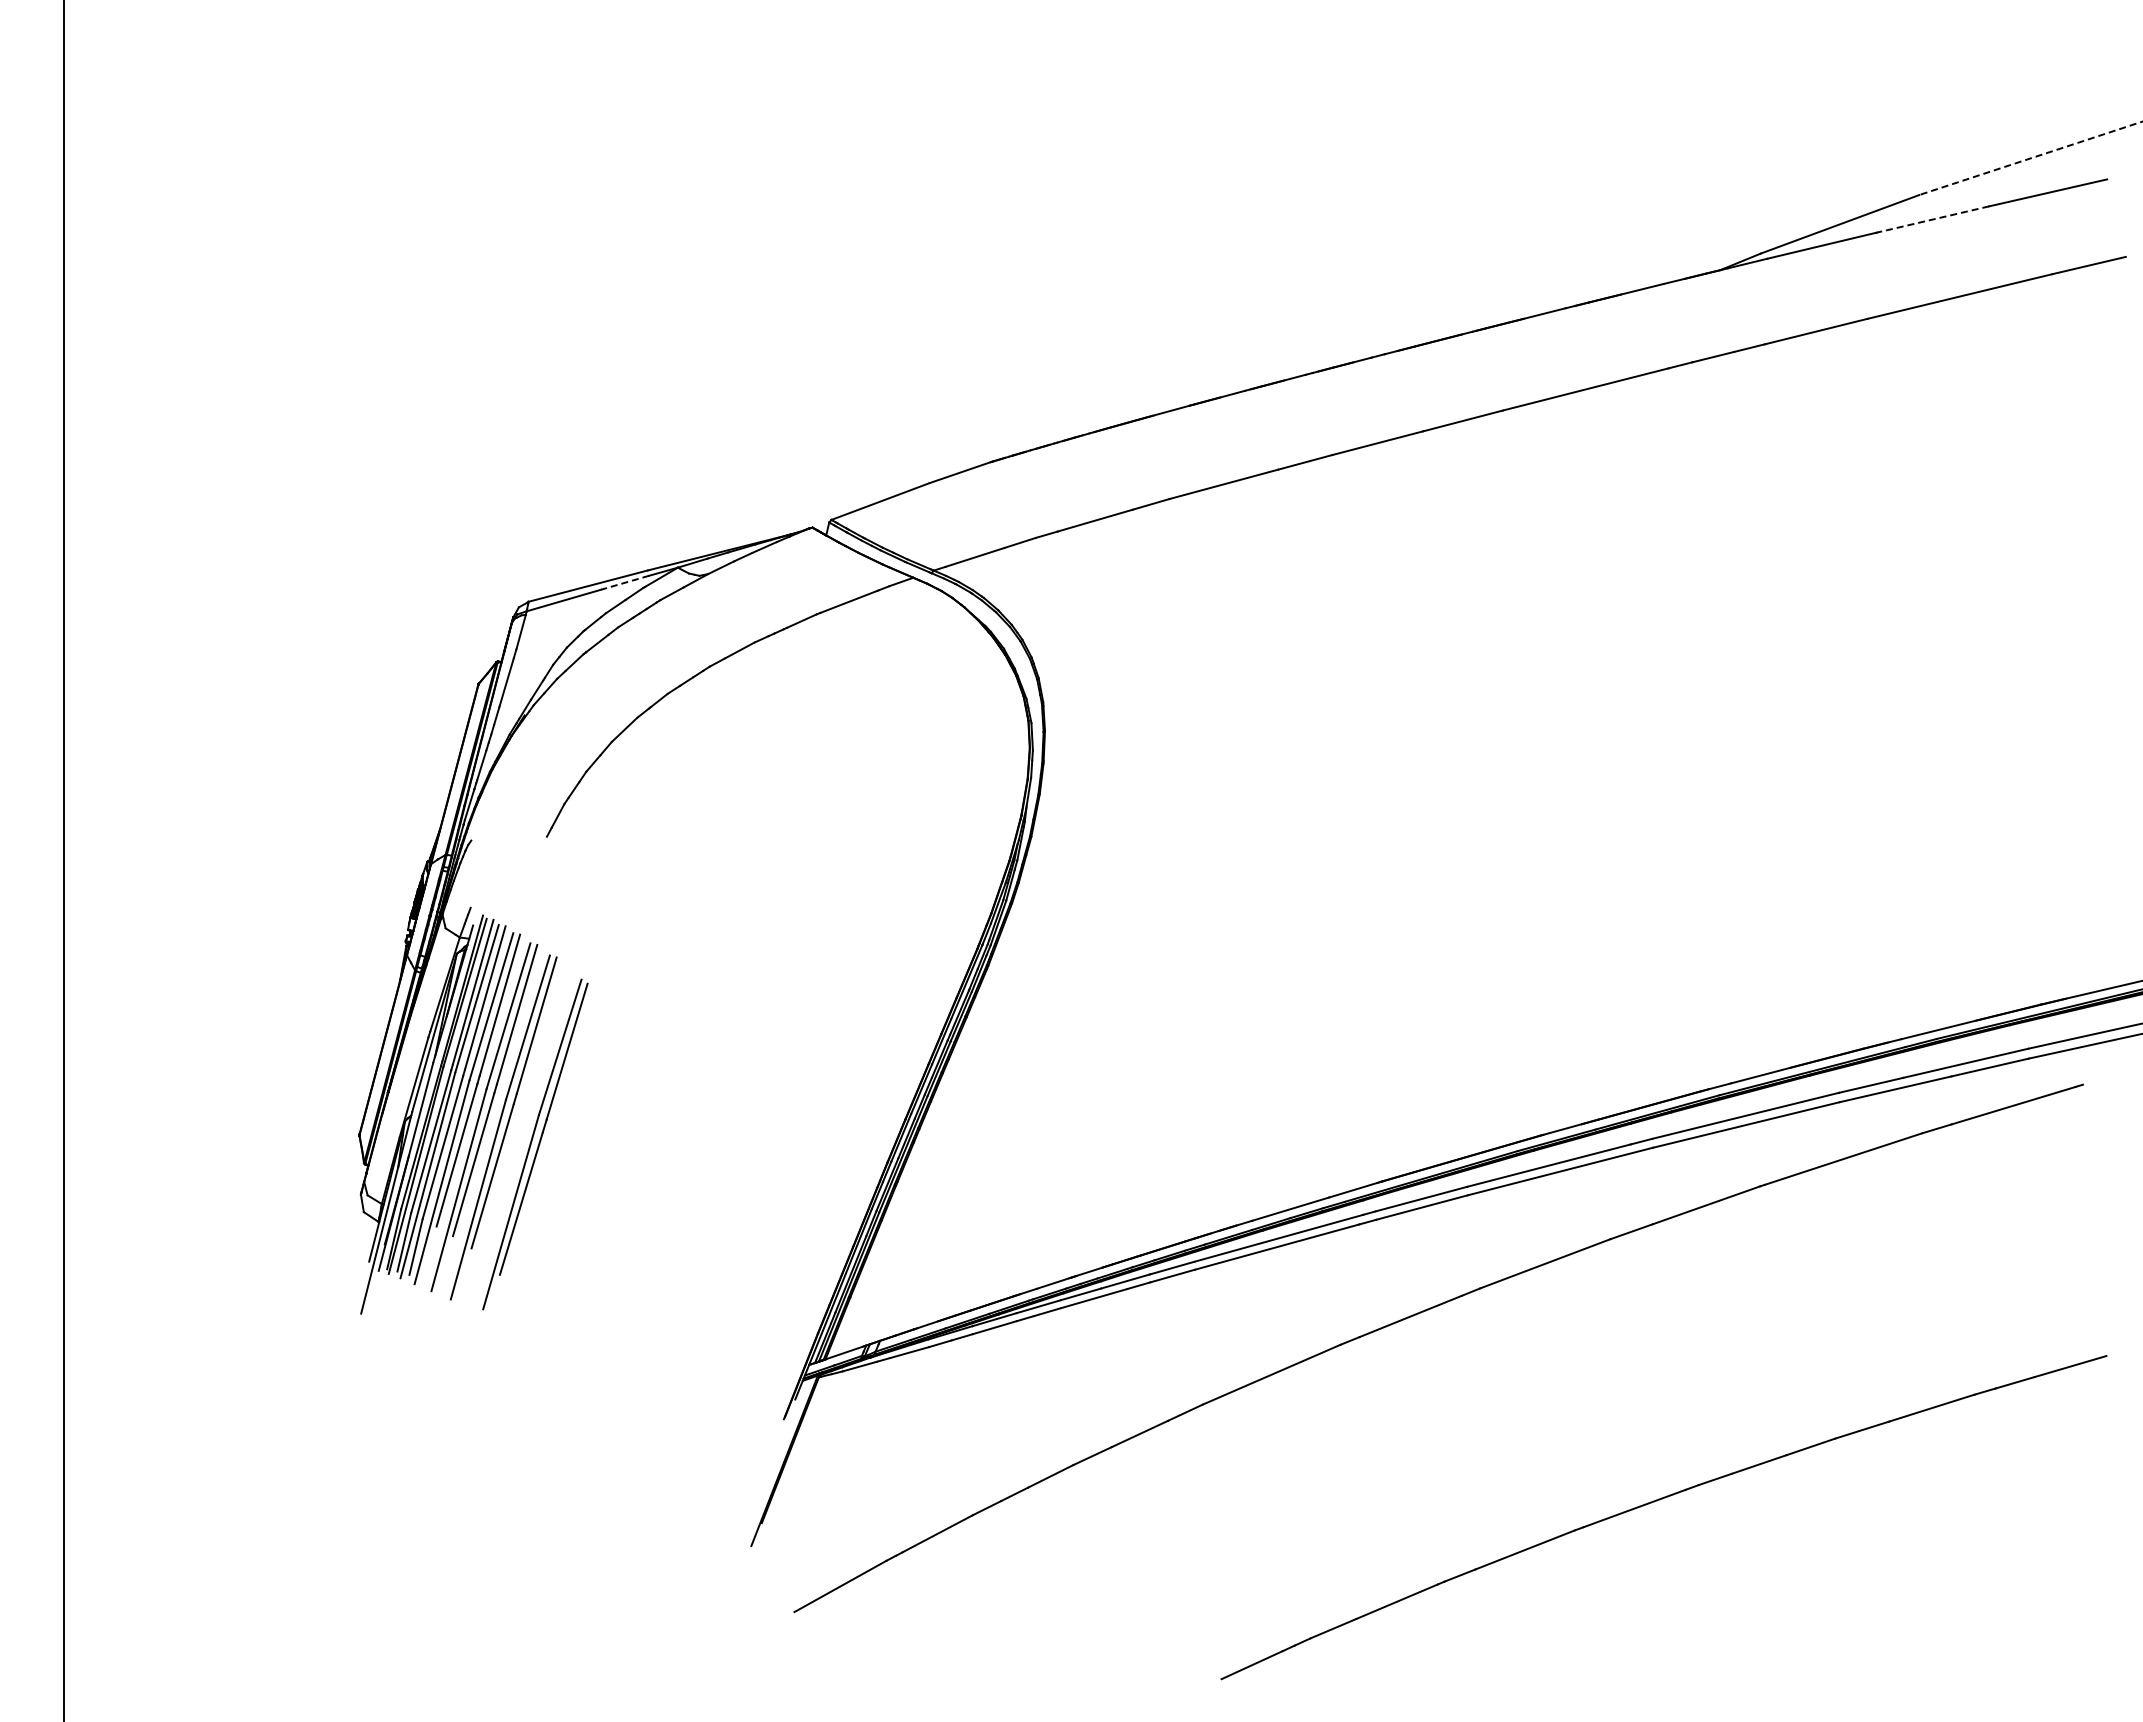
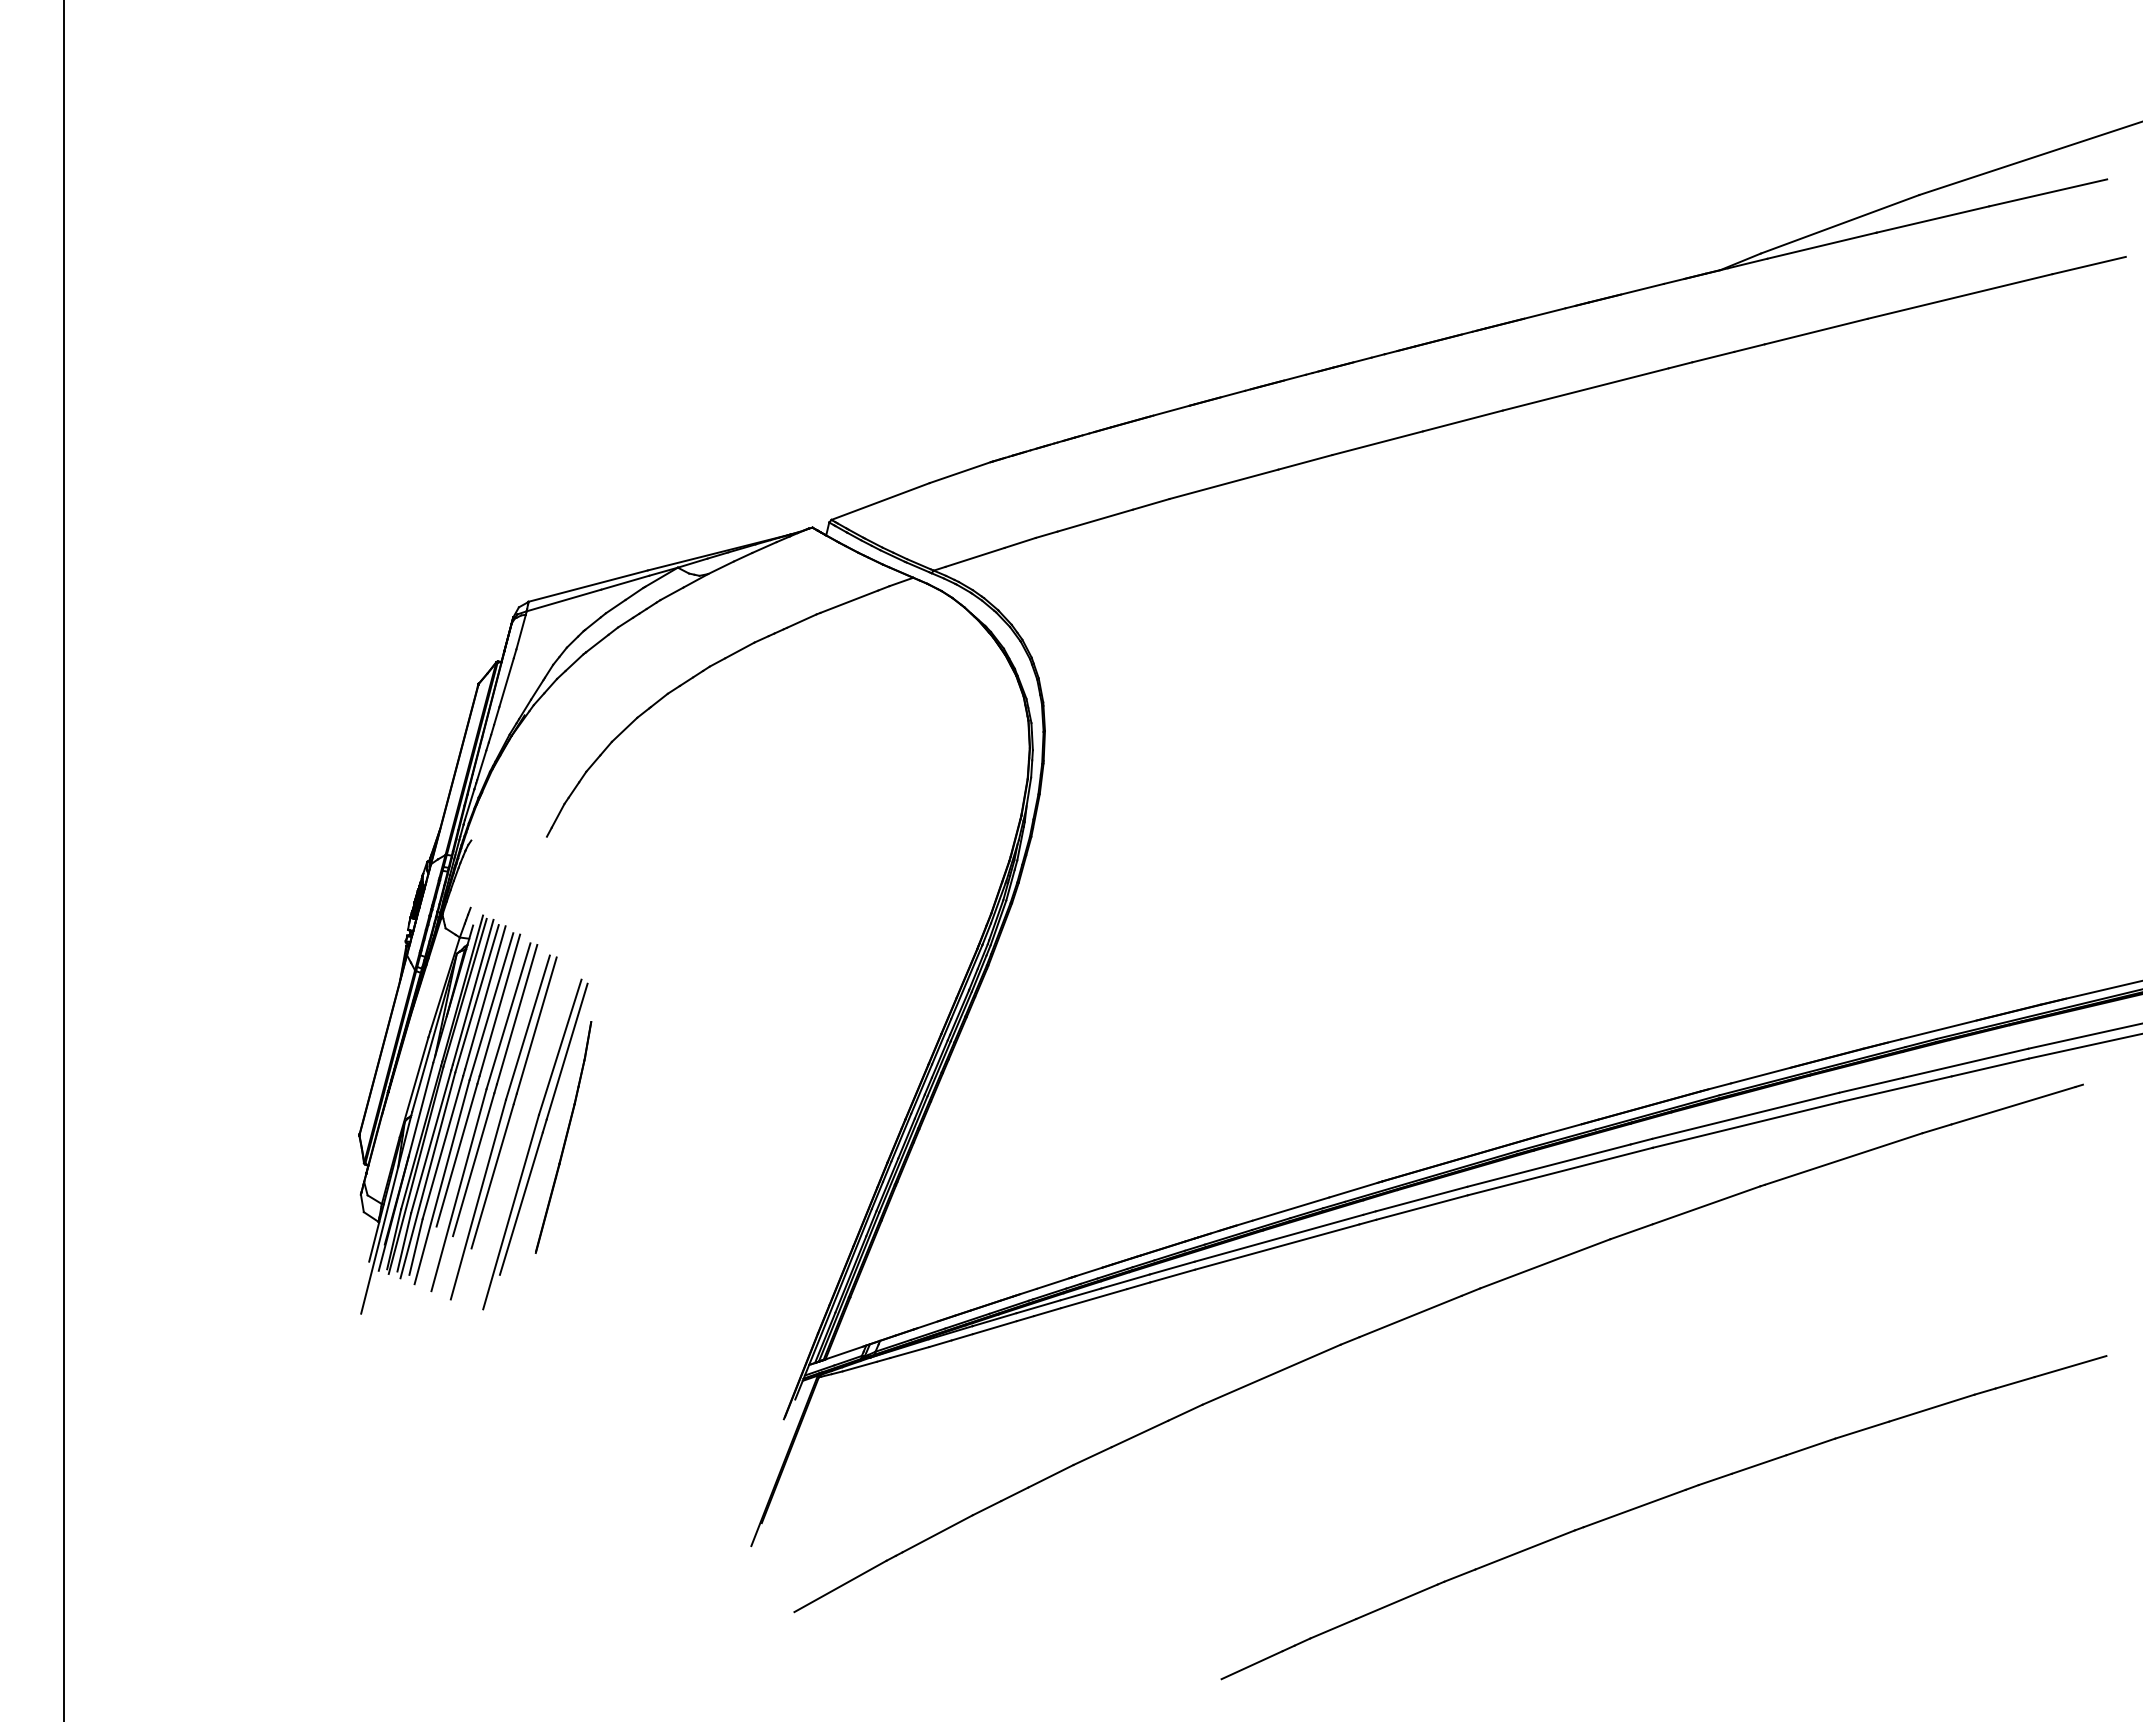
line: dashed -> solid (2030, 158)
line: dashed -> solid (1933, 219)
line: dashed -> solid (625, 582)
part: none -> present (563, 1137)
